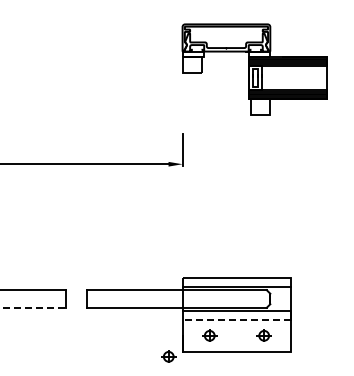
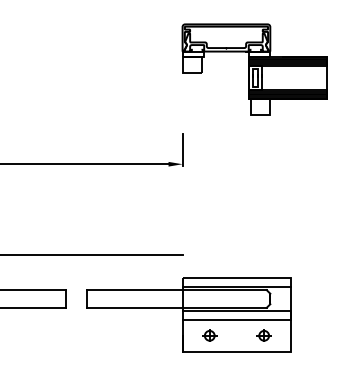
line: none -> present (92, 255)
line: dashed -> solid (33, 307)
line: dashed -> solid (236, 320)
part: present -> none (168, 356)
